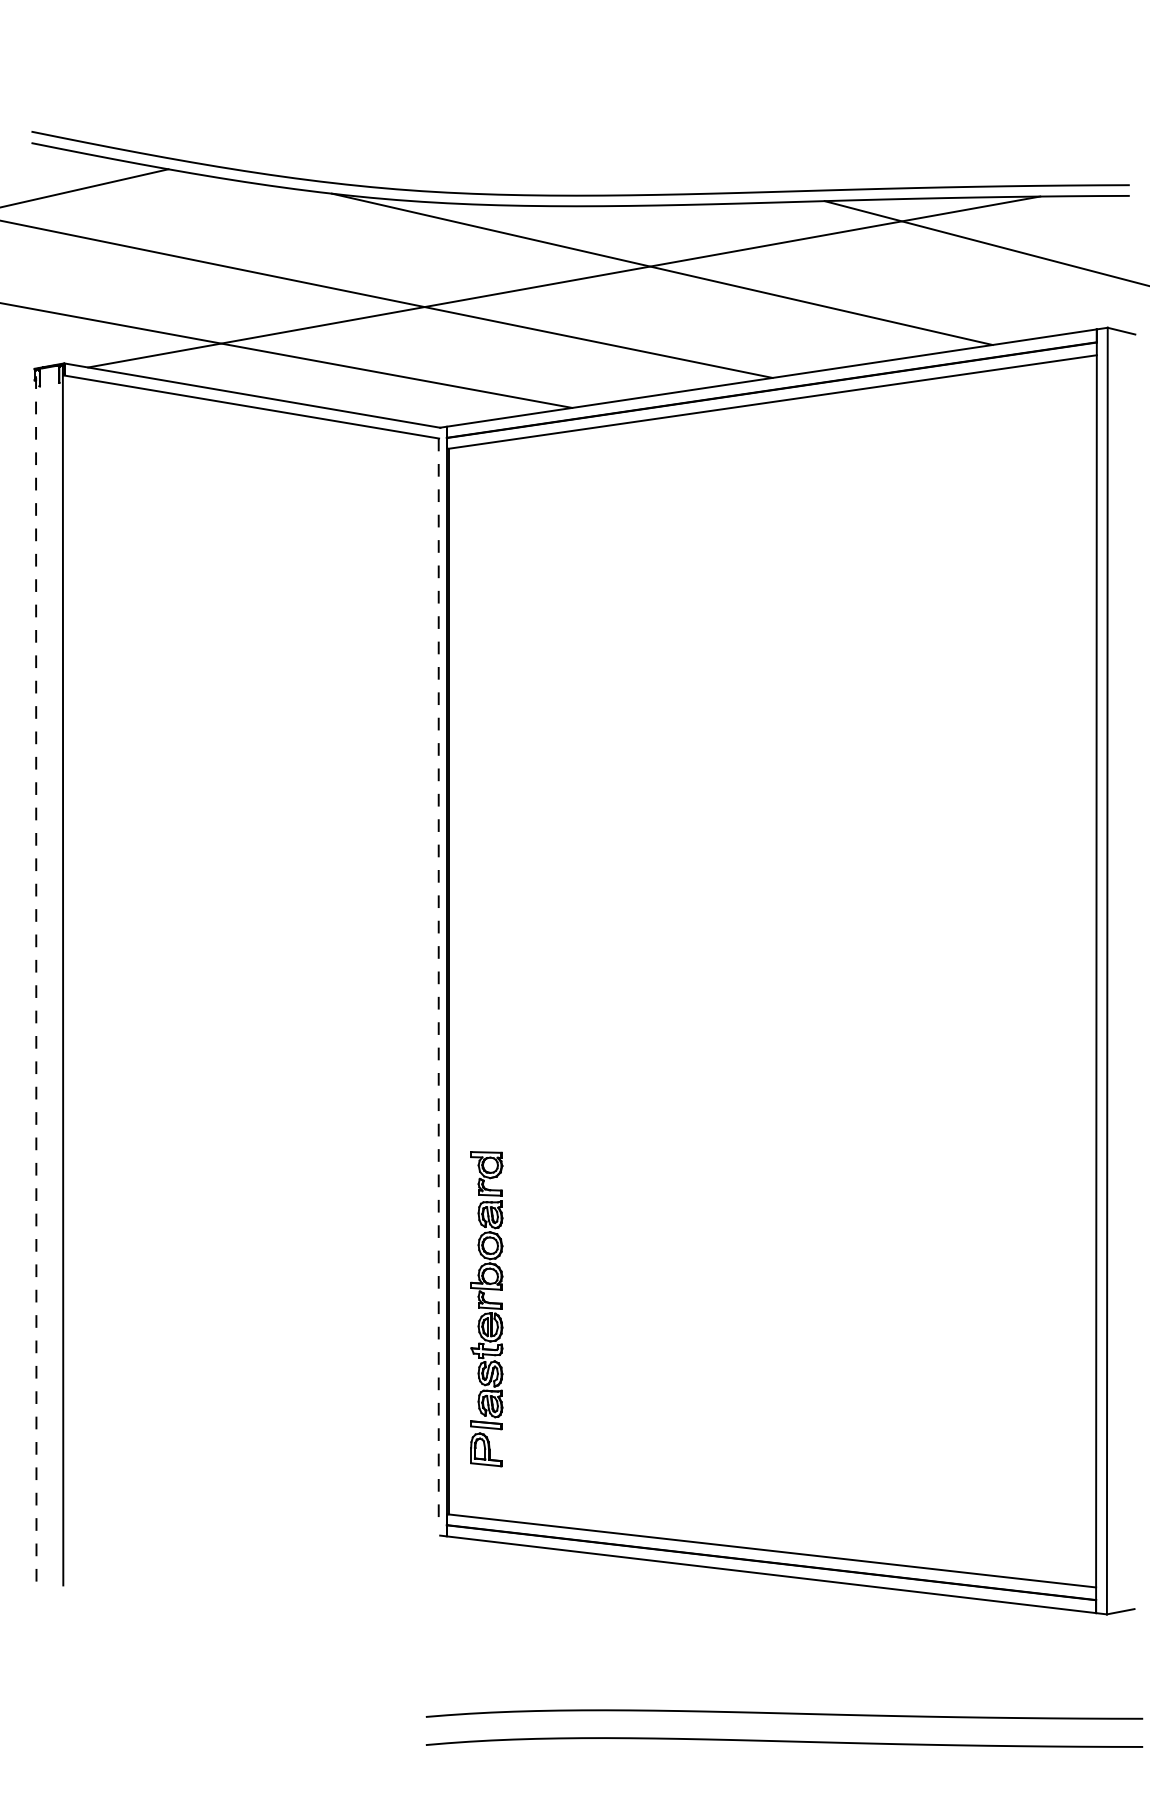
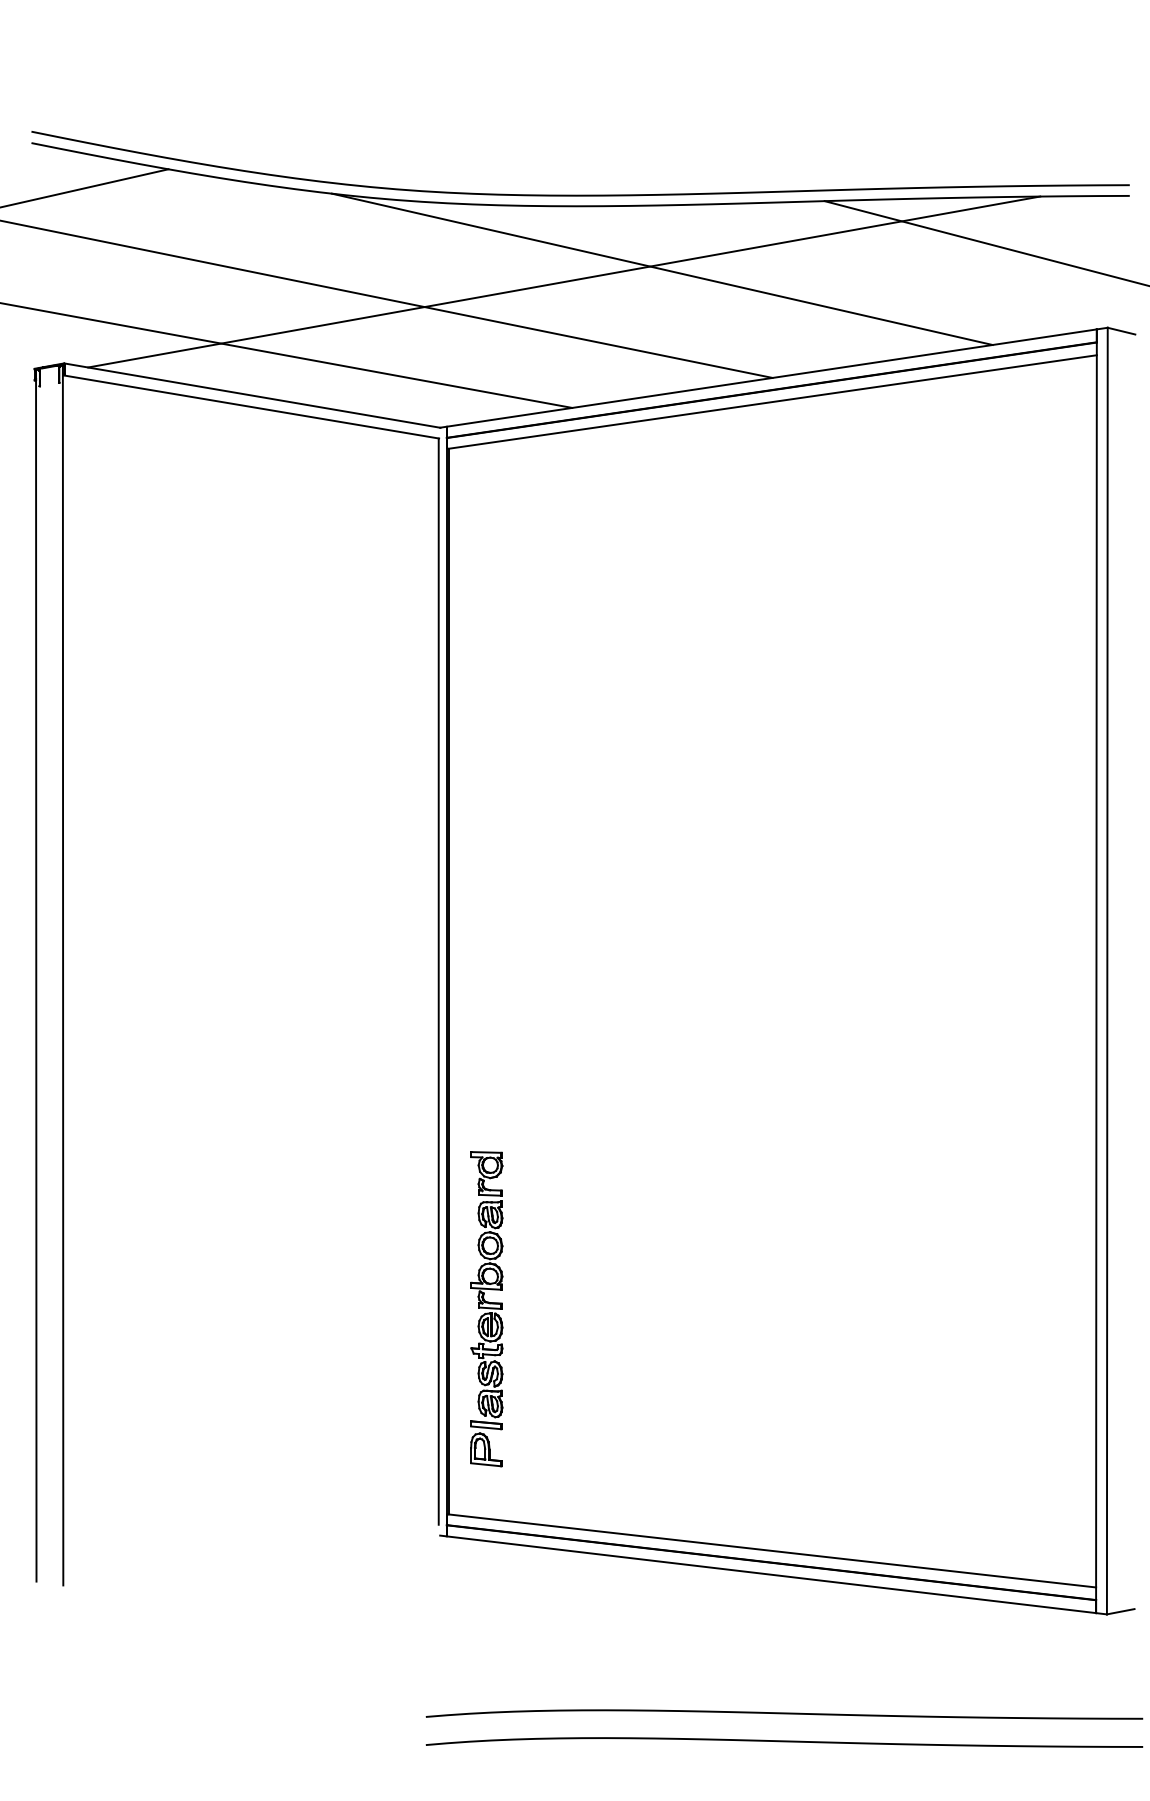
line: dashed -> solid (36, 974)
line: dashed -> solid (438, 982)
